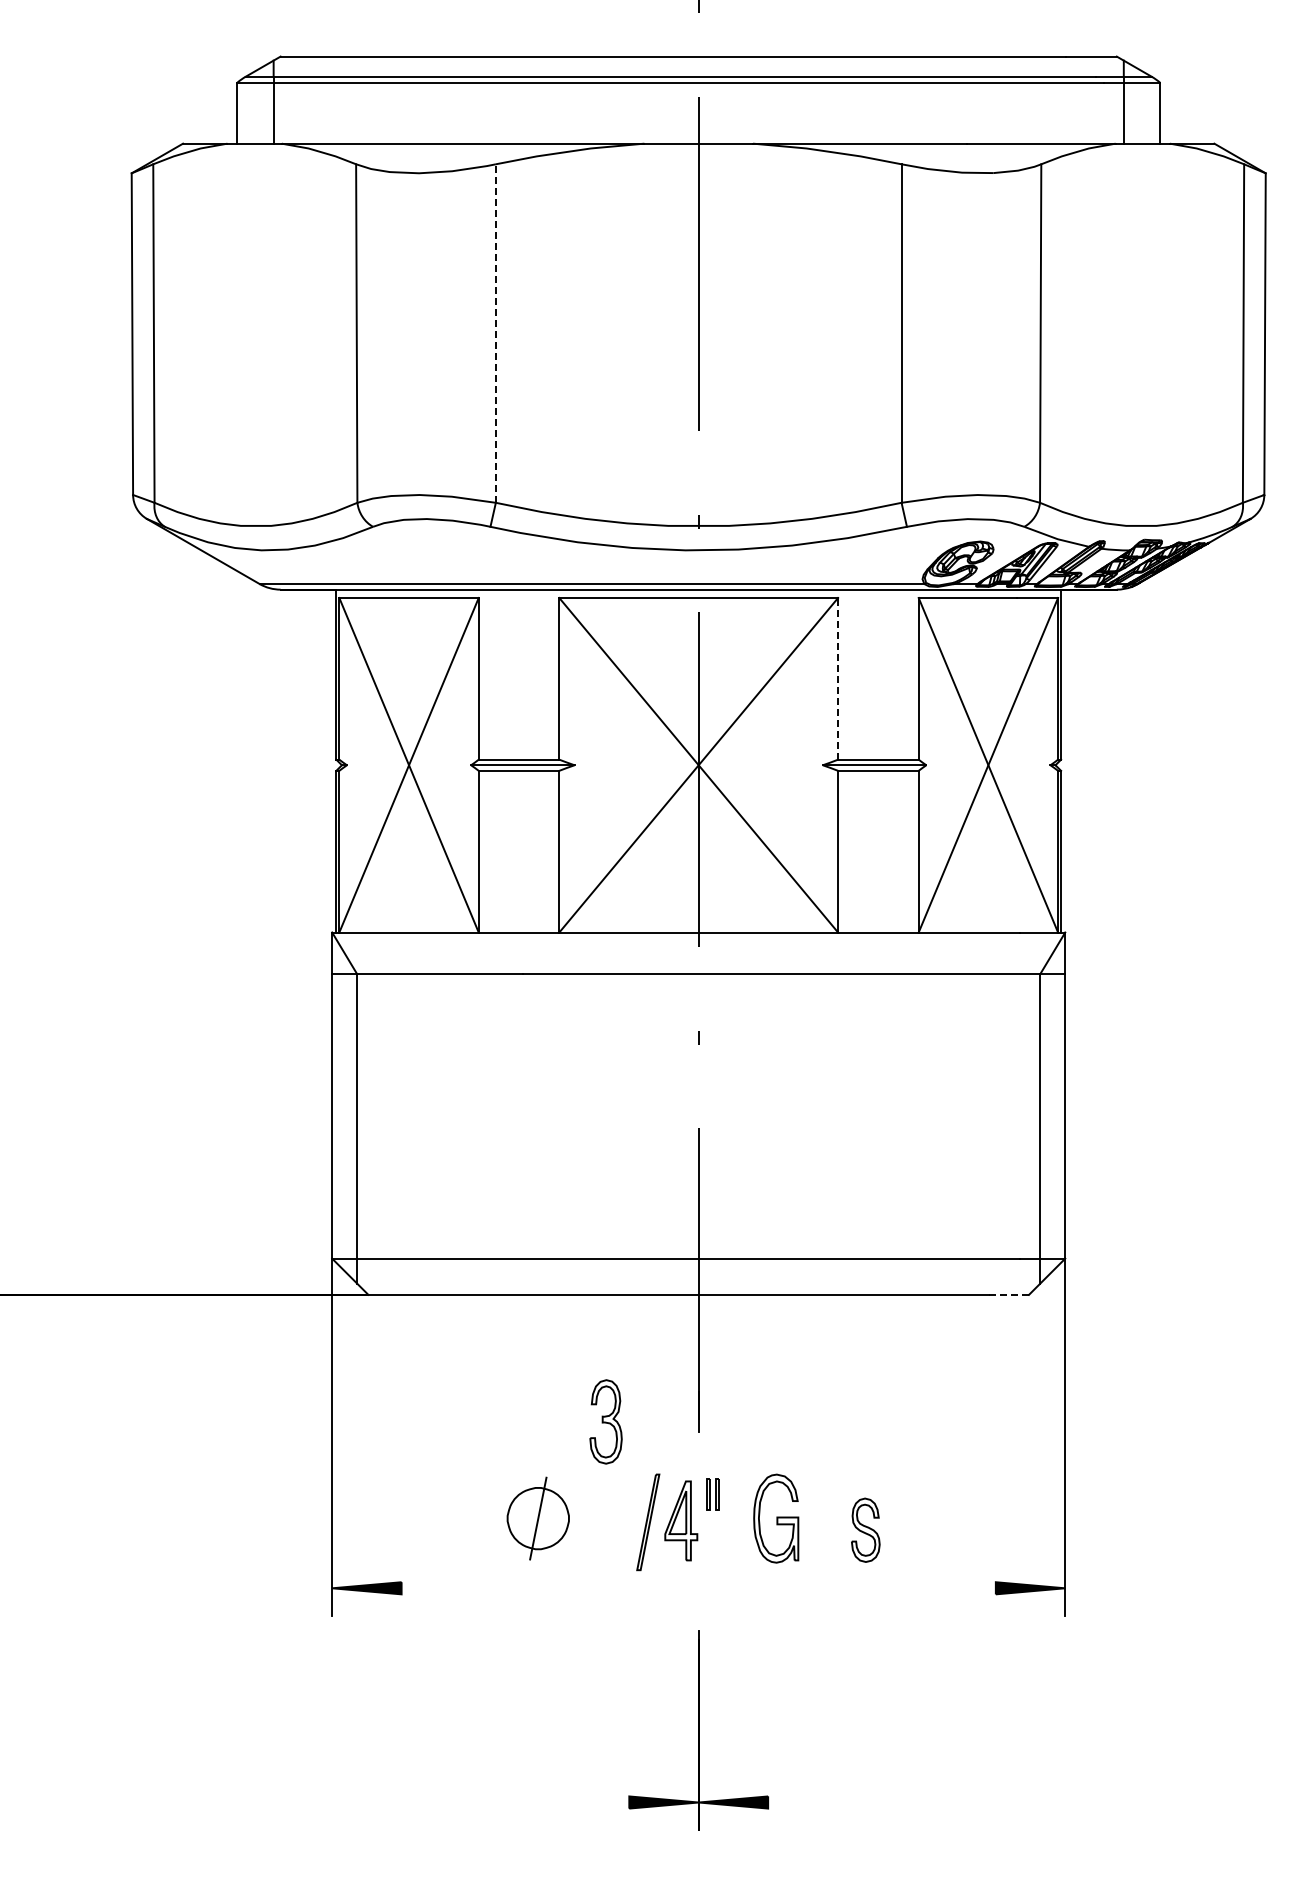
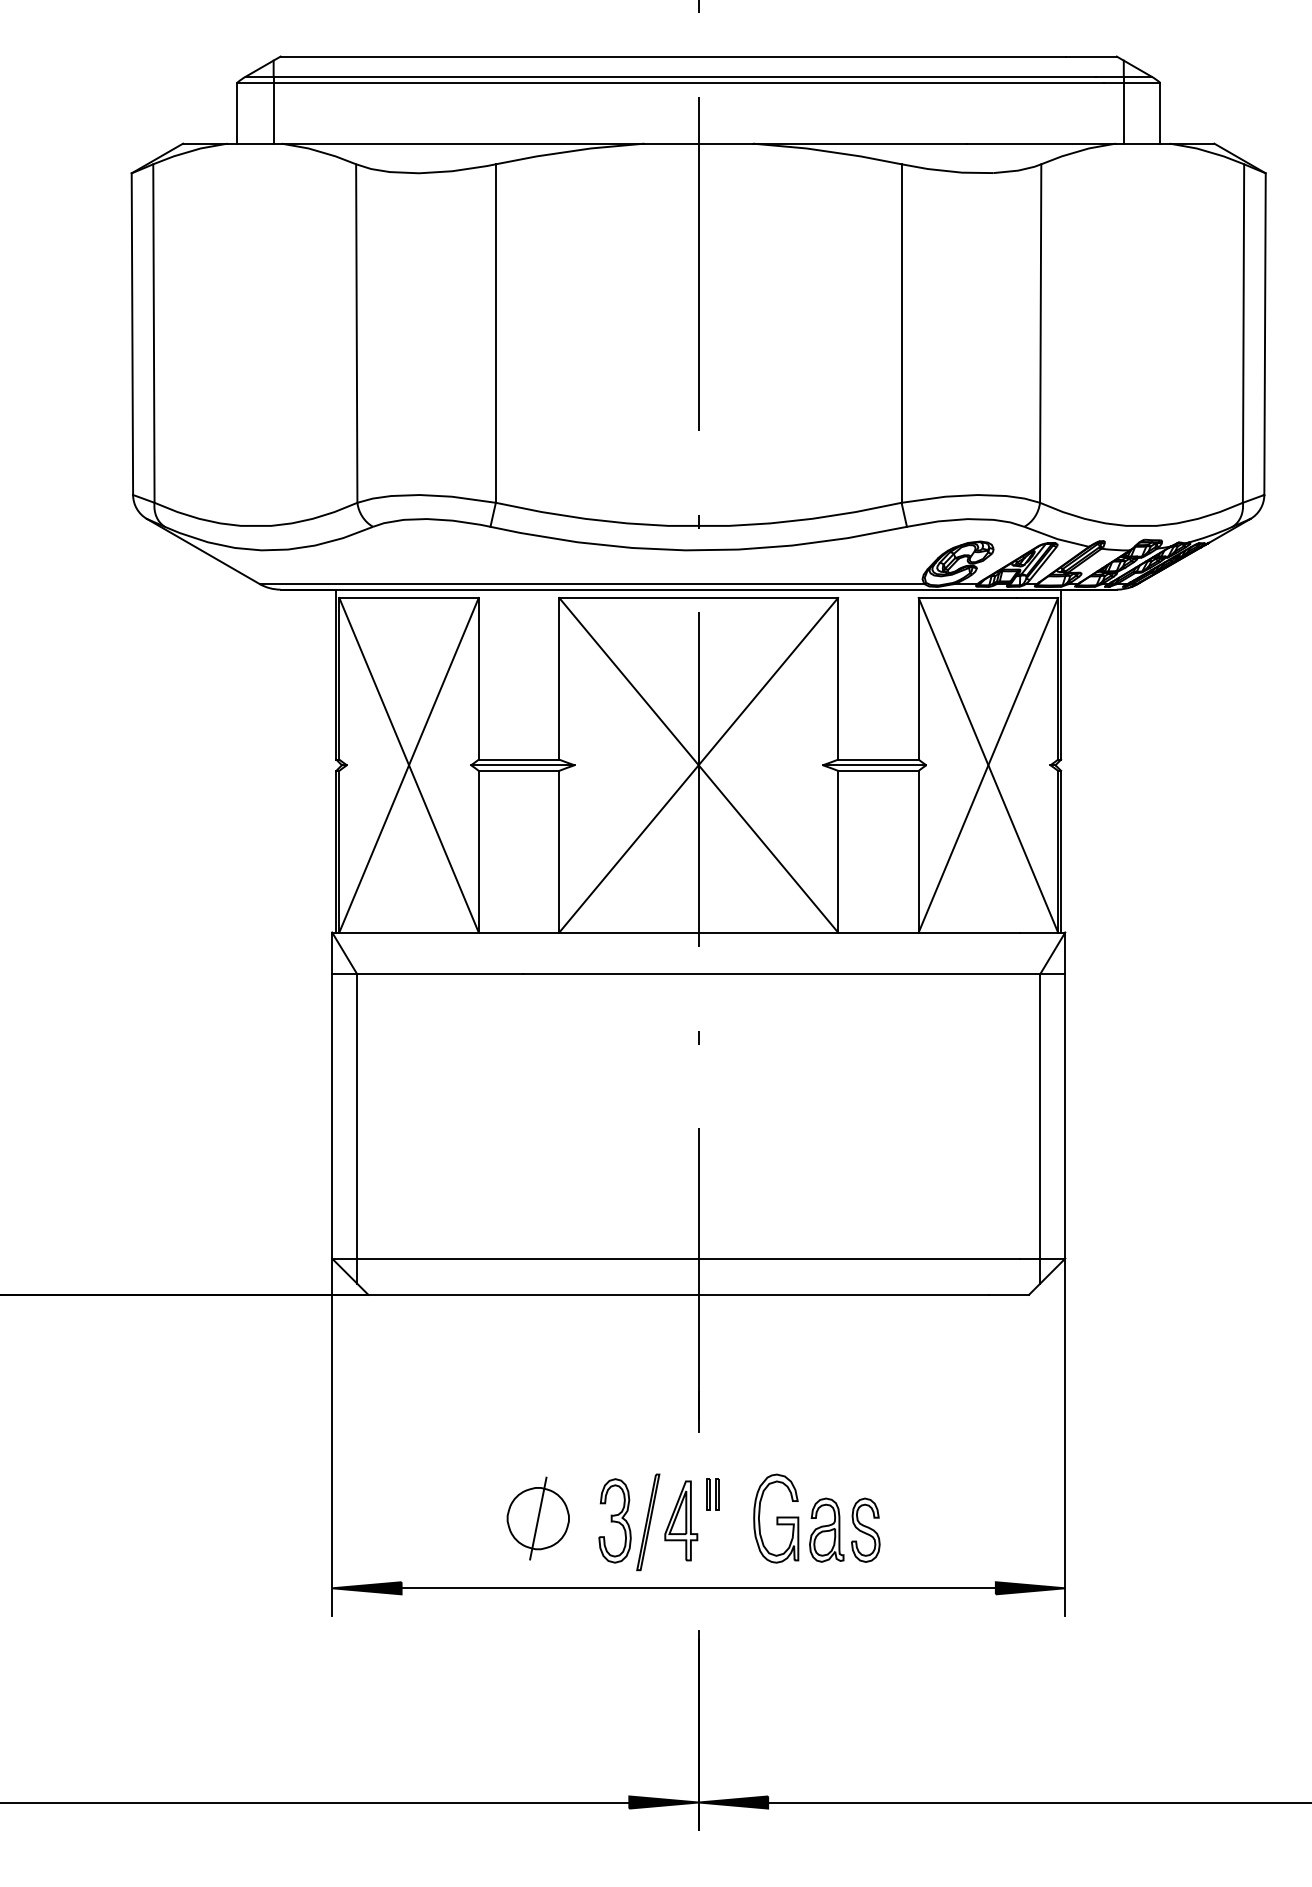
line: dashed -> solid (495, 333)
line: dashed -> solid (838, 678)
line: dashed -> solid (1009, 1294)
part position: (605, 1421) -> (614, 1520) (614, 1520)
part: none -> present (826, 1529)
line: none -> present (698, 1588)
line: none -> present (315, 1802)
line: none -> present (1038, 1802)
